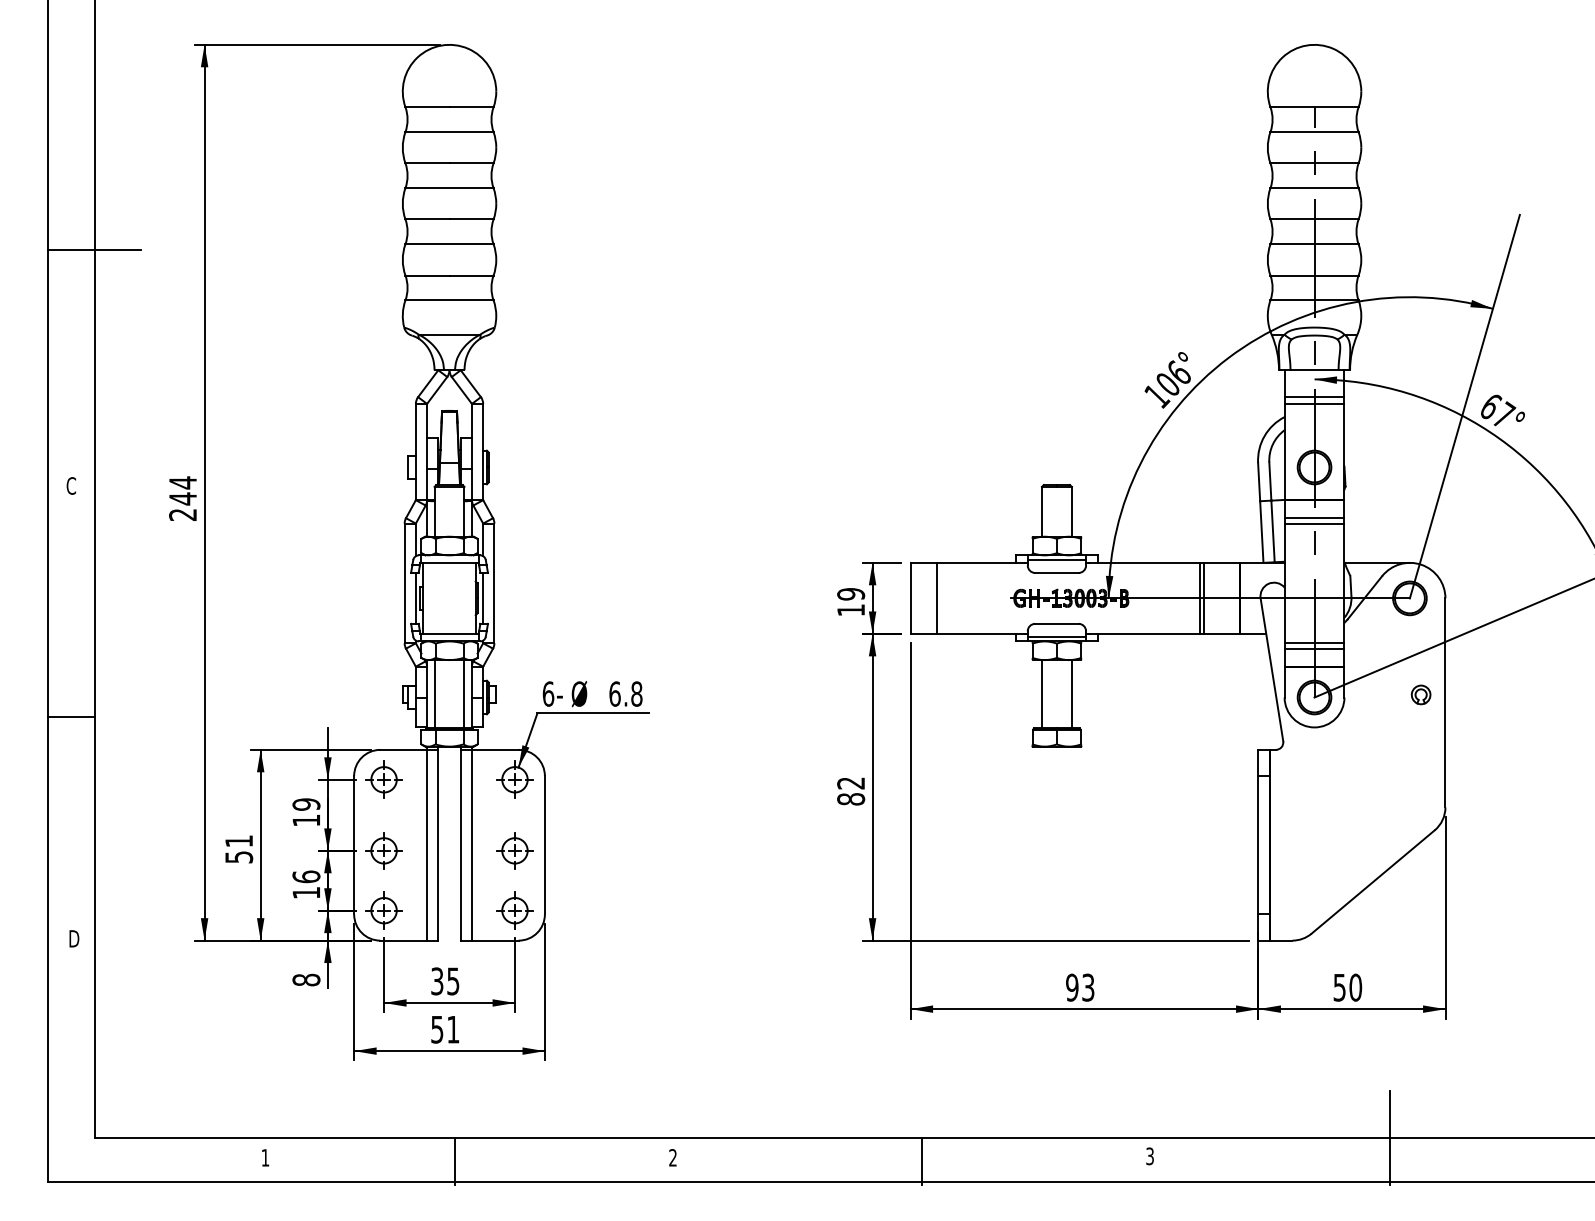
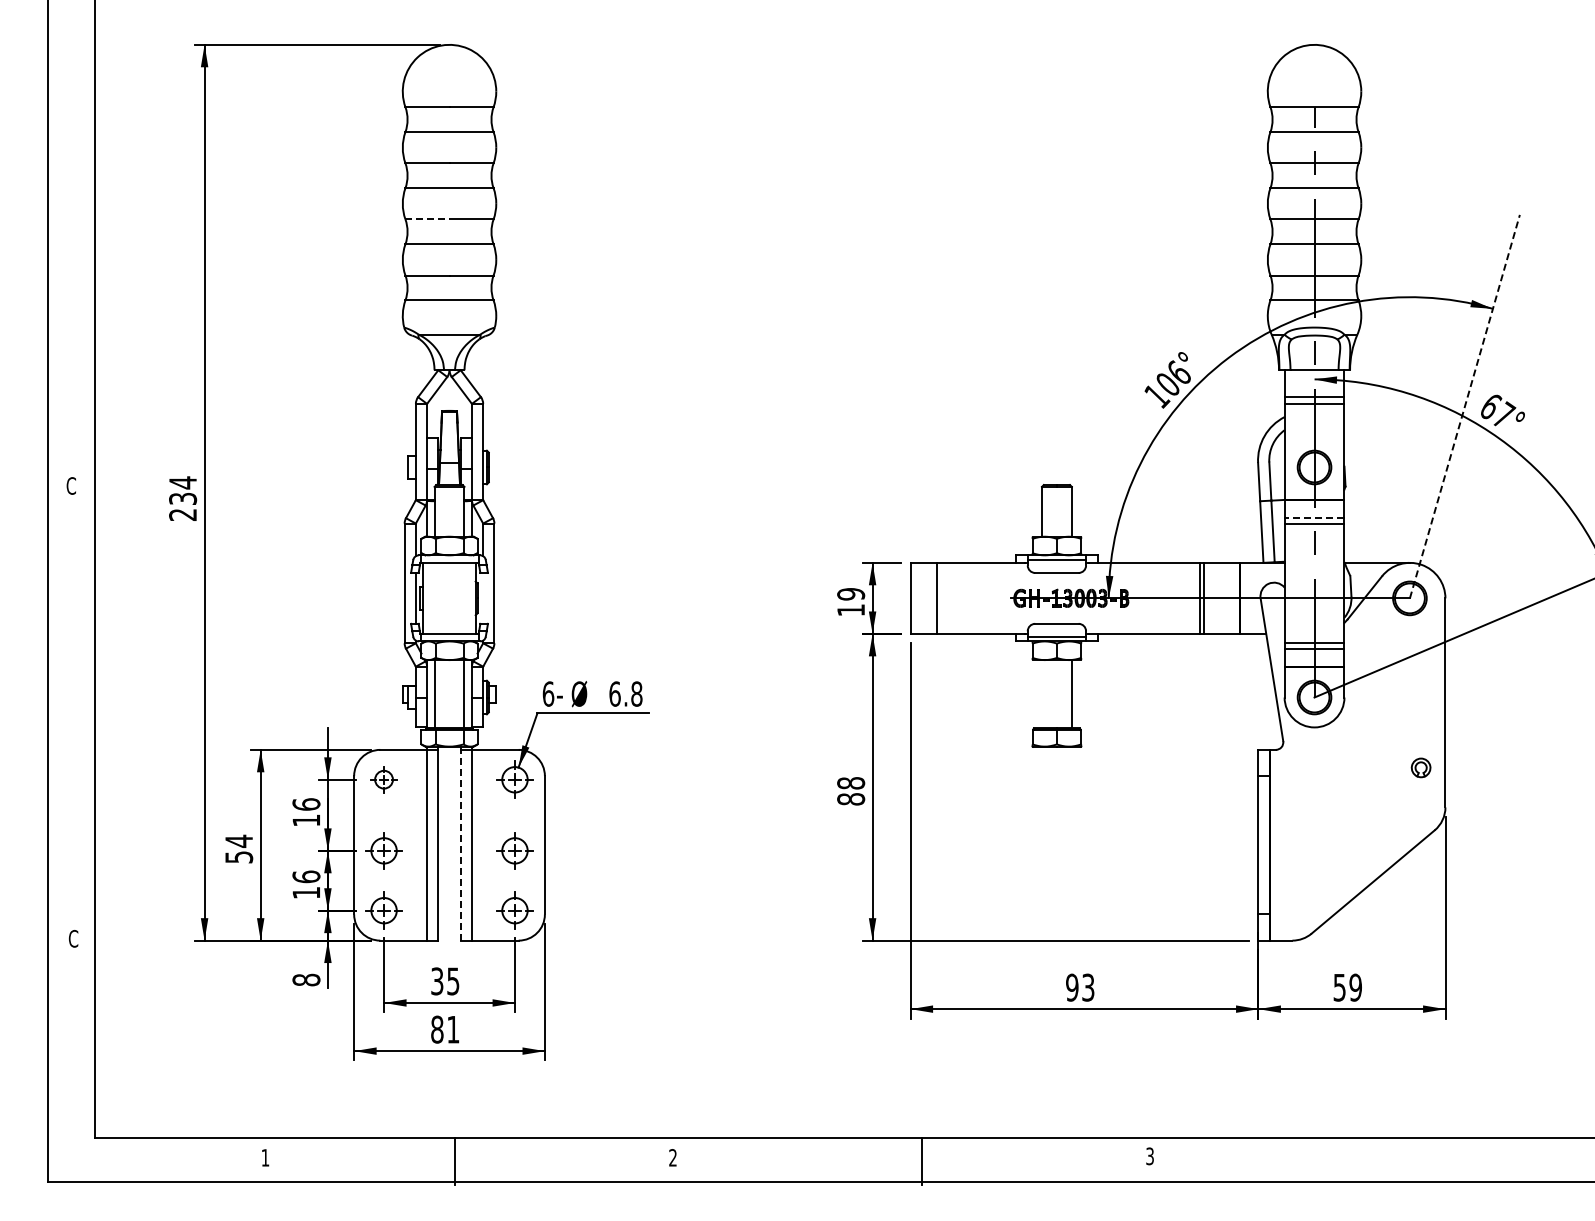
line: solid -> dashed (427, 219)
line: present -> none (94, 249)
line: solid -> dashed (1465, 406)
text: 244 -> 234 (183, 498)
line: solid -> dashed (1314, 518)
line: present -> none (483, 597)
line: present -> none (1041, 694)
part position: (1420, 694) -> (1420, 767) (1420, 767)
line: present -> none (70, 717)
part size: 38x39 px -> 28x28 px (383, 779)
text: 82 -> 88 (851, 783)
text: 19 -> 16 (306, 804)
text: 51 -> 54 (238, 840)
line: solid -> dashed (460, 844)
text: D -> C (73, 938)
text: 50 -> 59 (1355, 987)
text: 51 -> 81 (437, 1029)
line: present -> none (1389, 1137)
